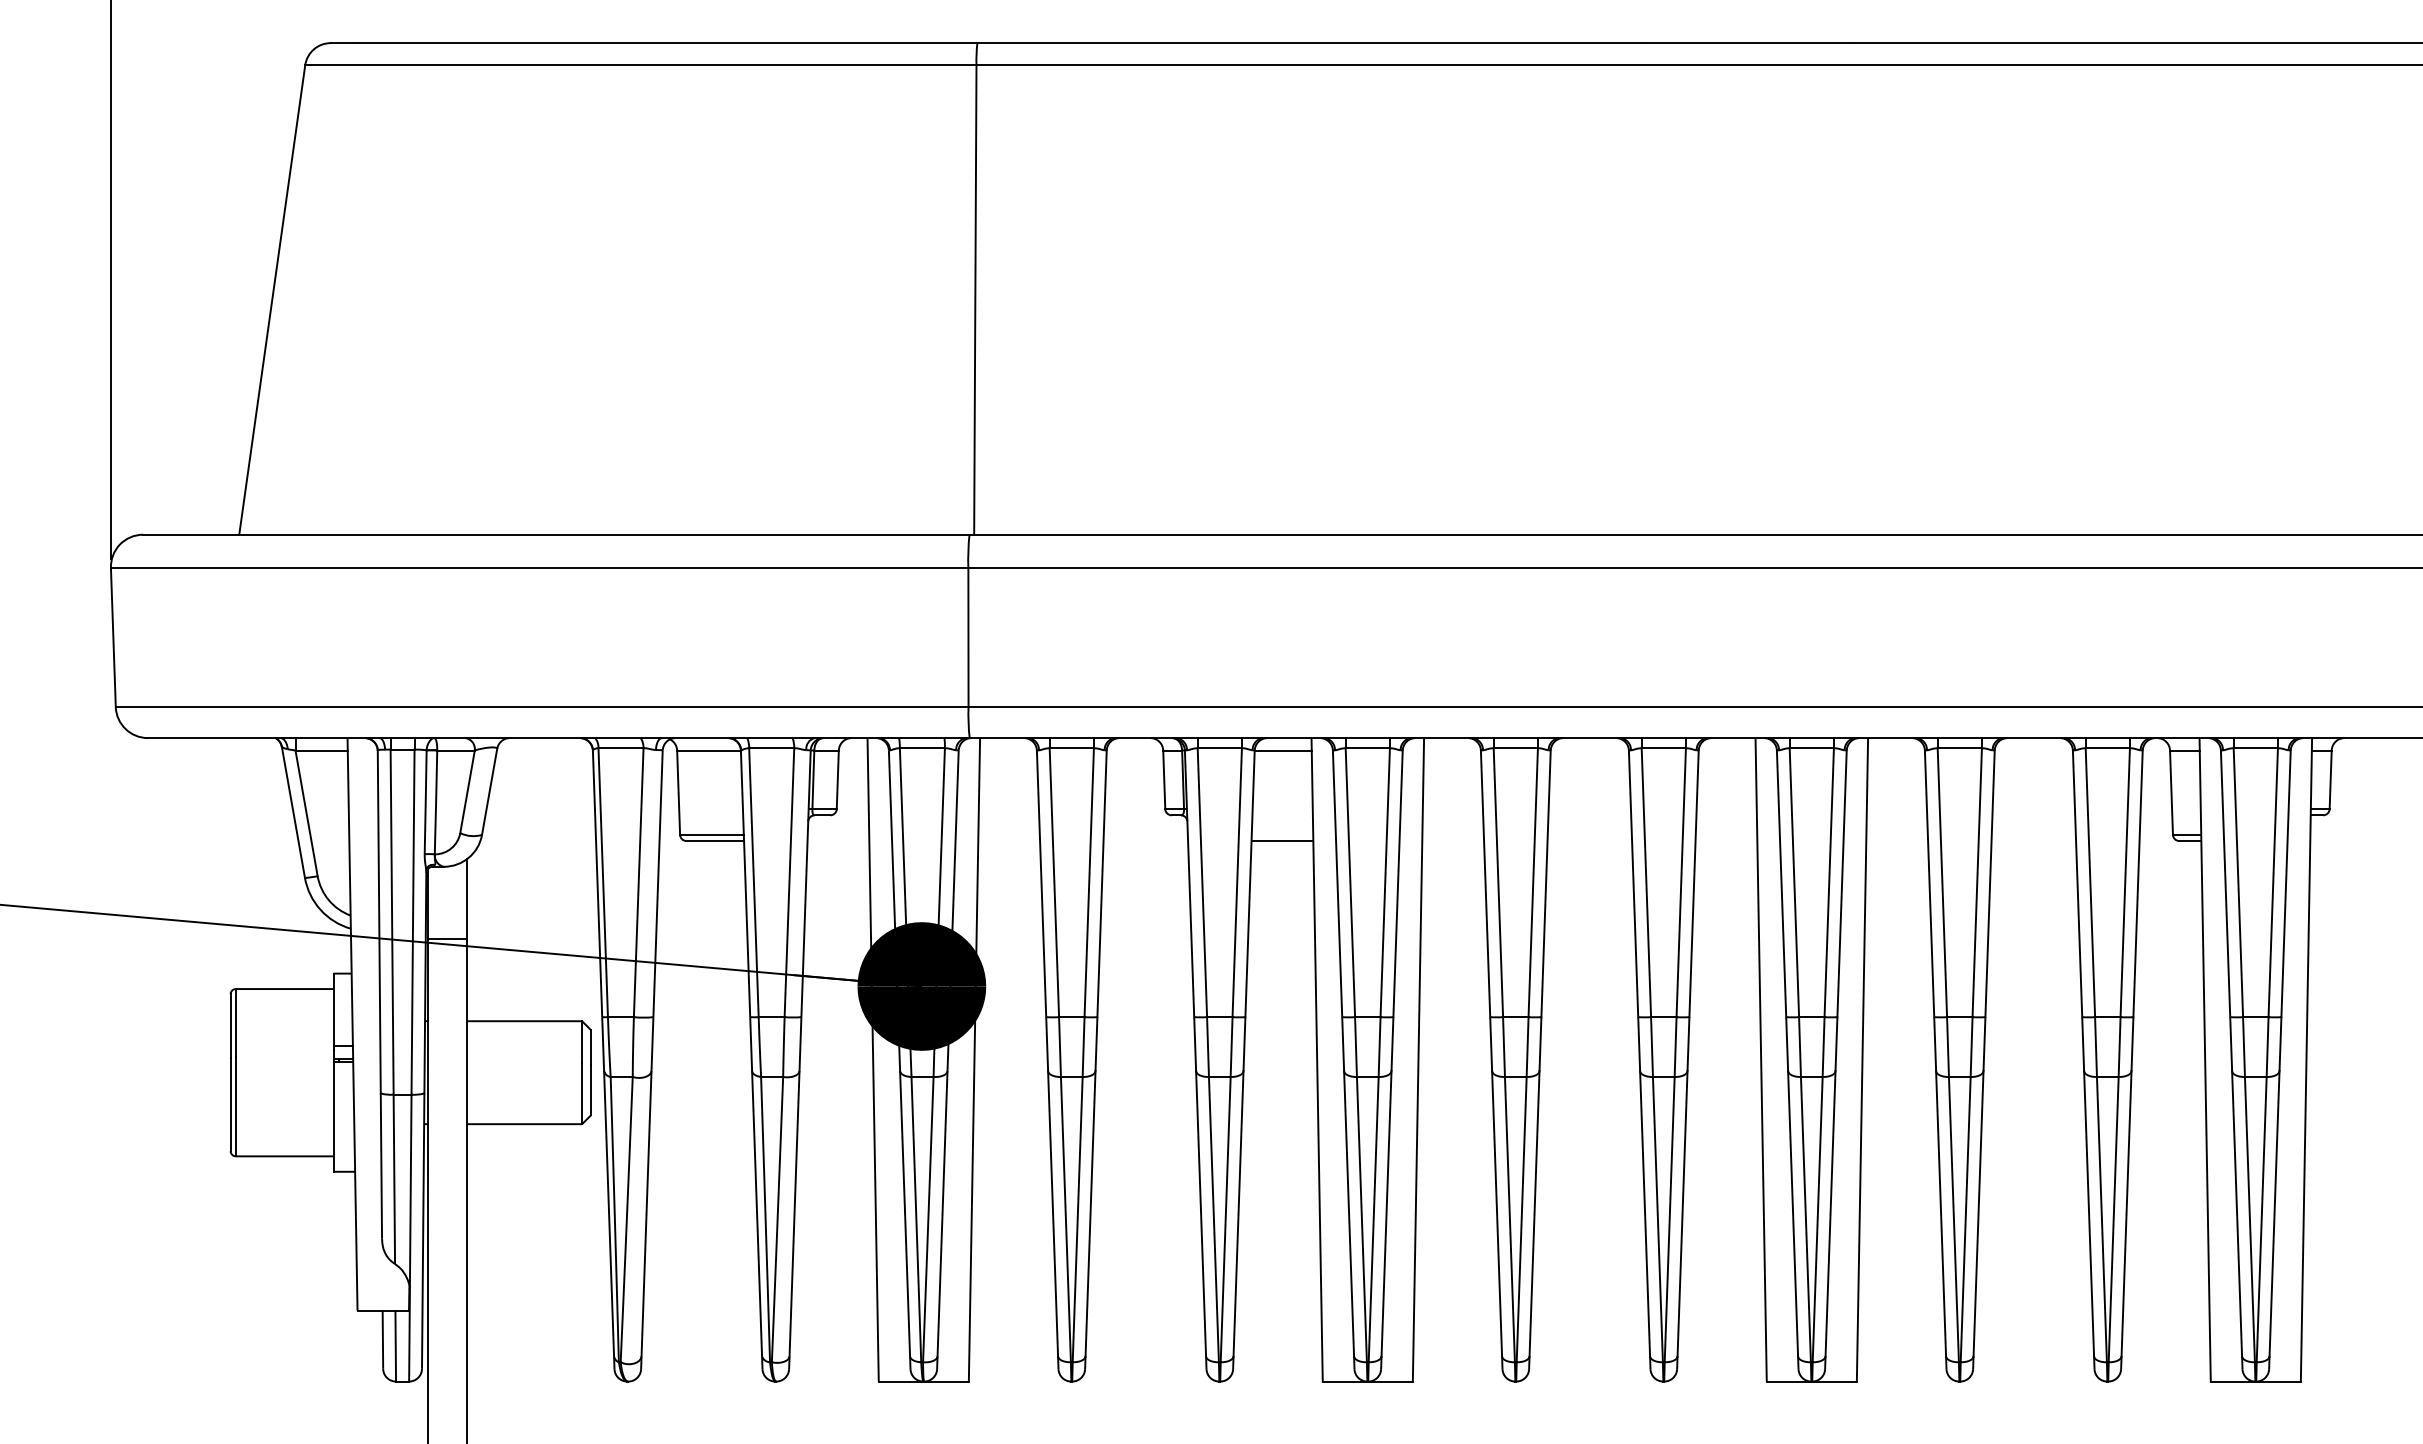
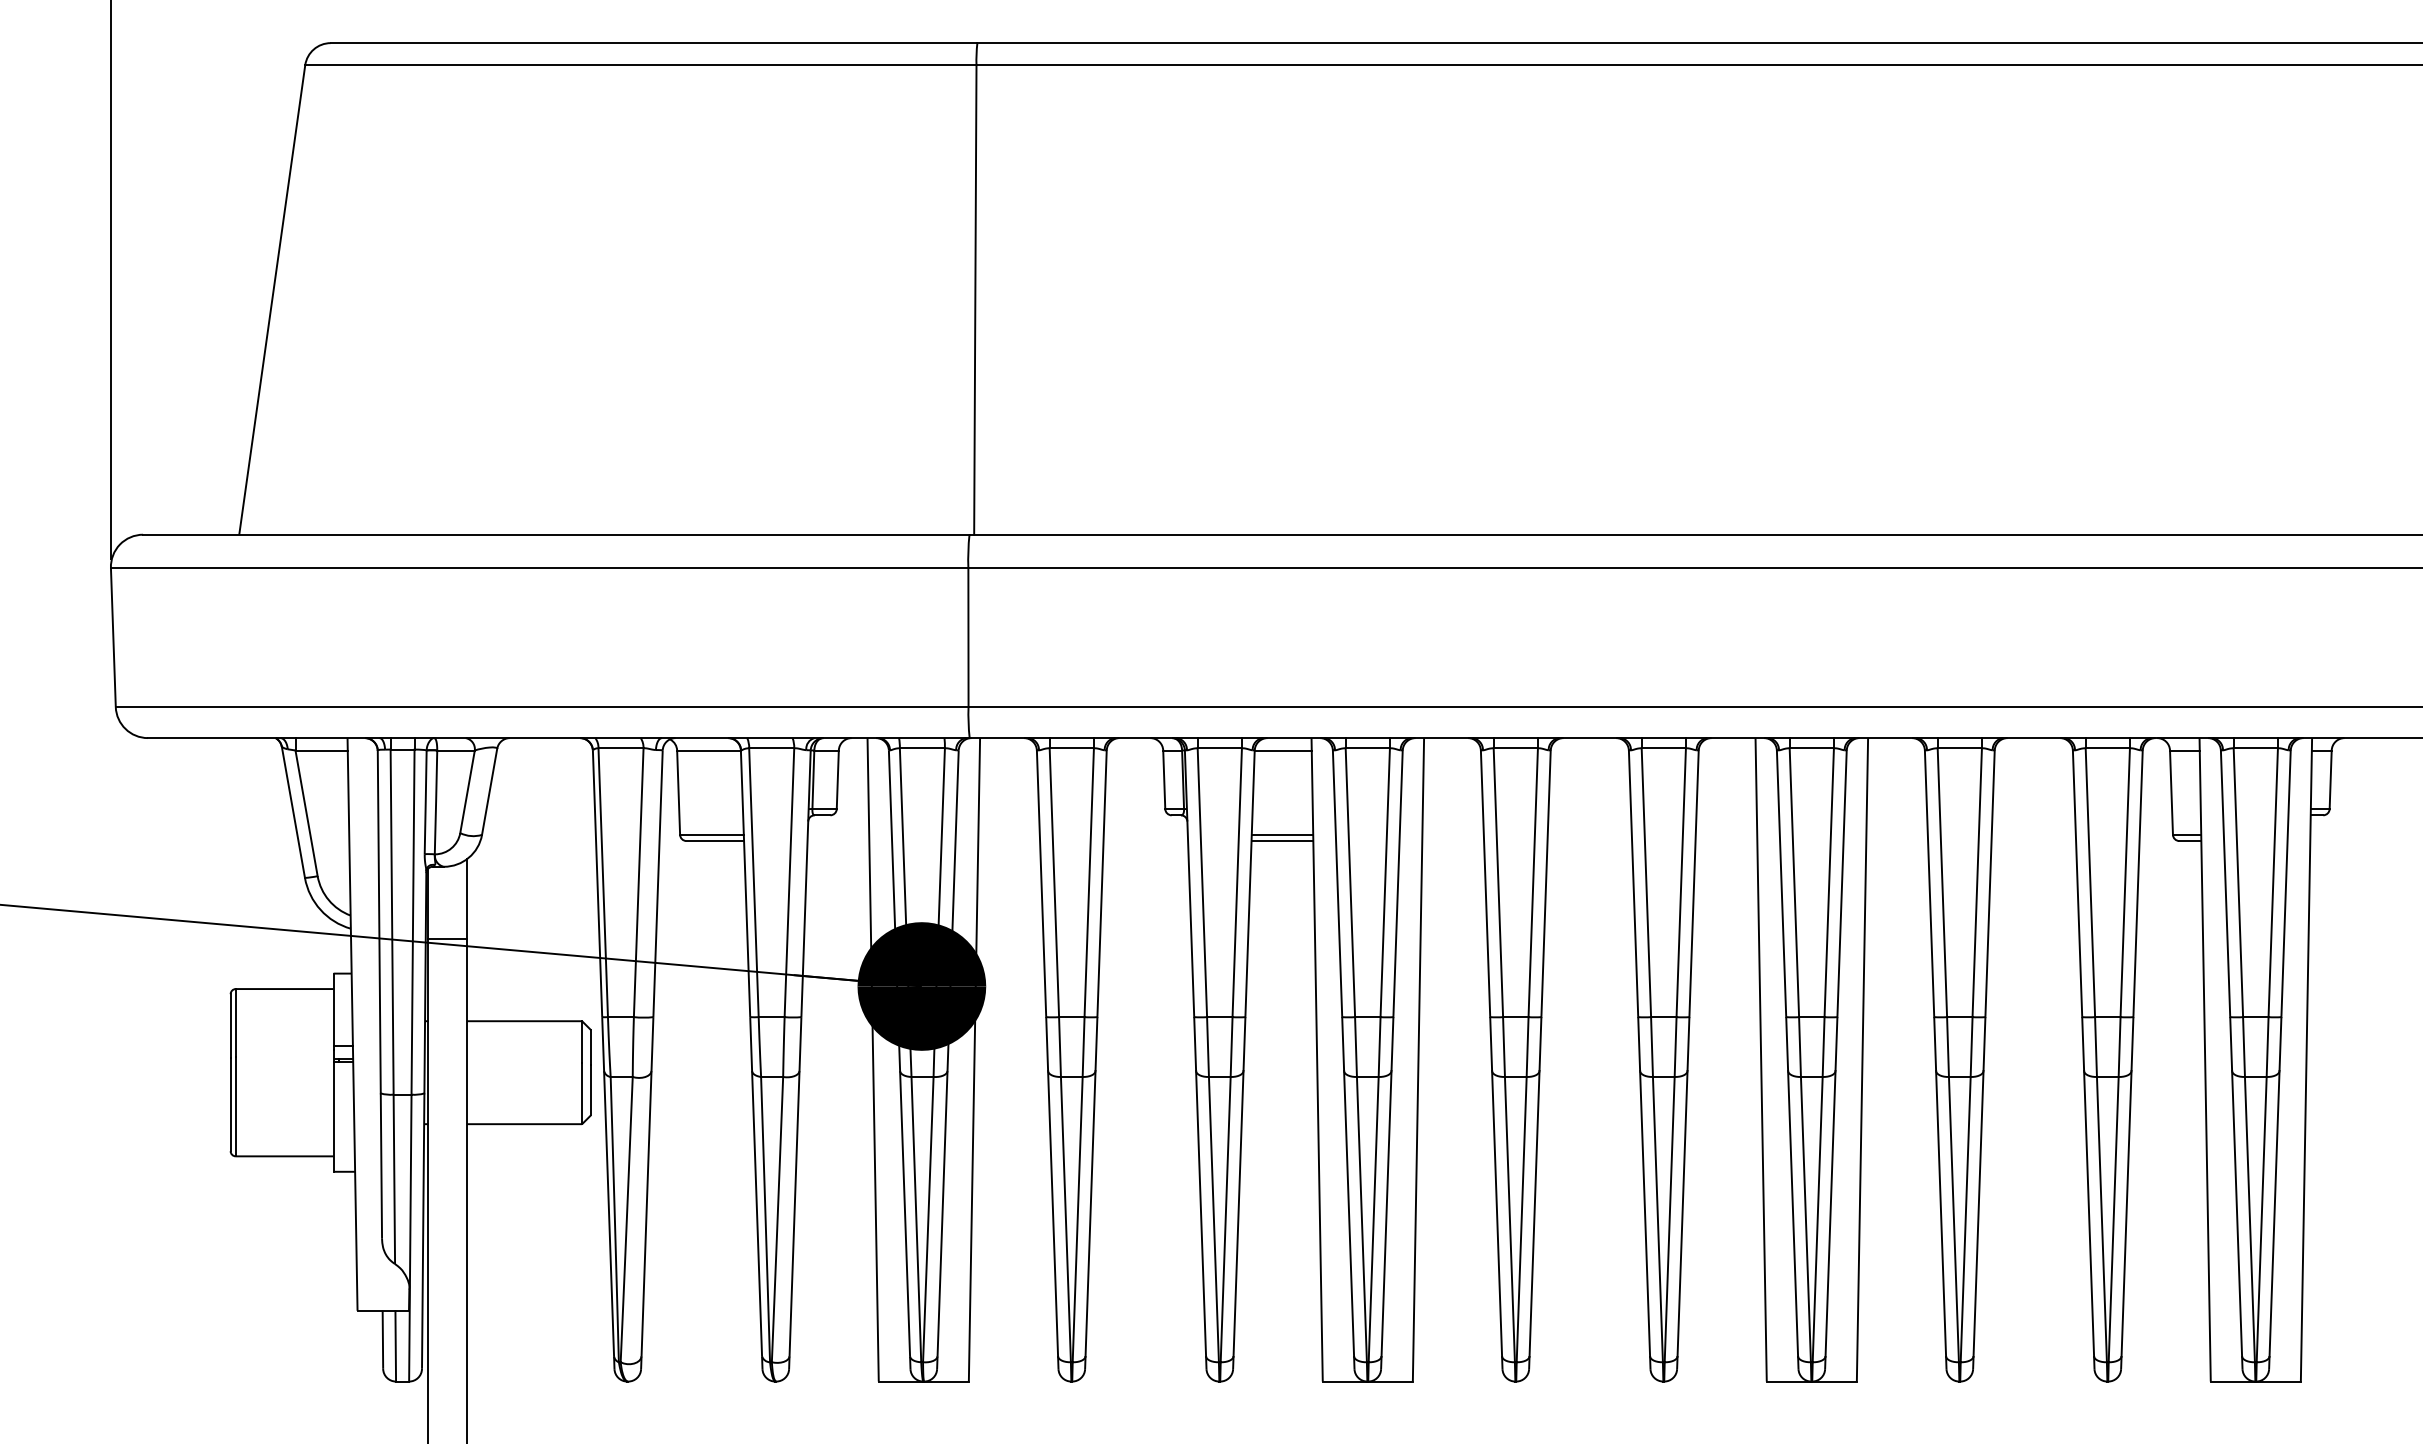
line: none -> present (1282, 834)
